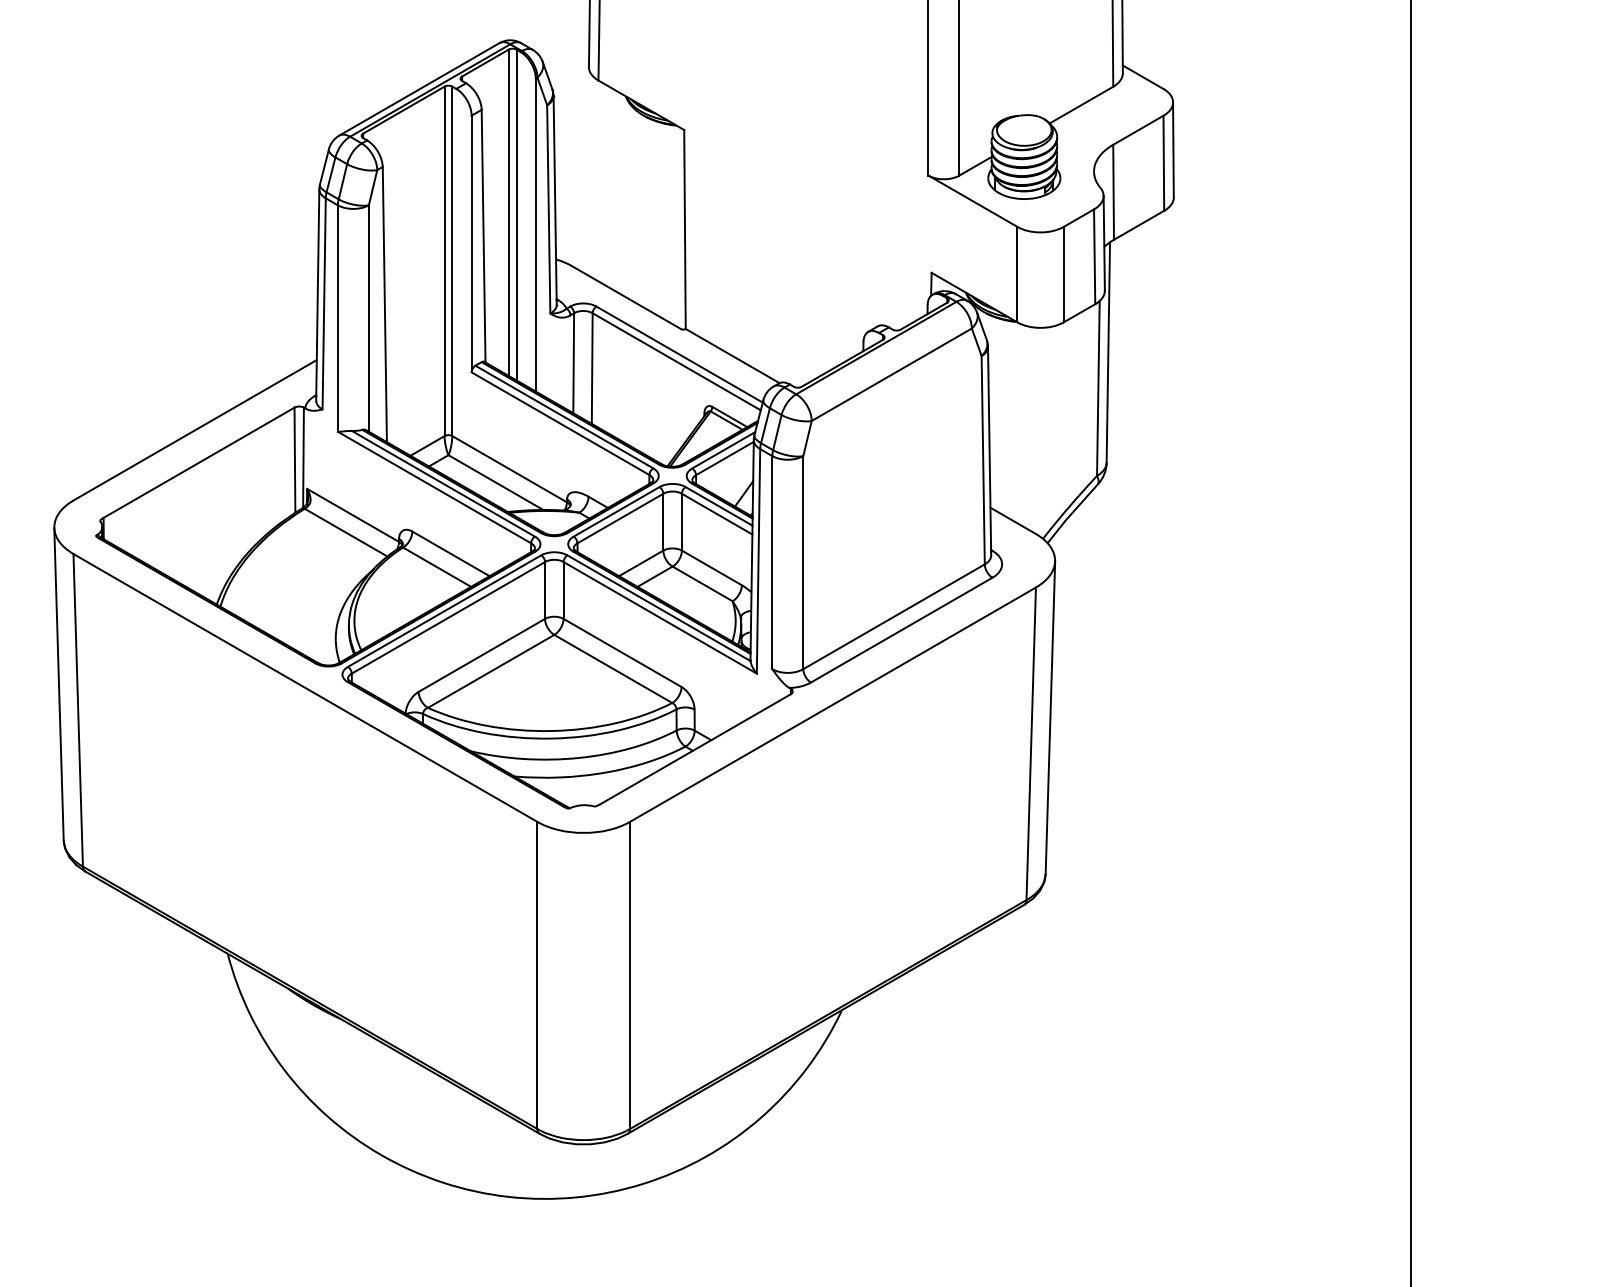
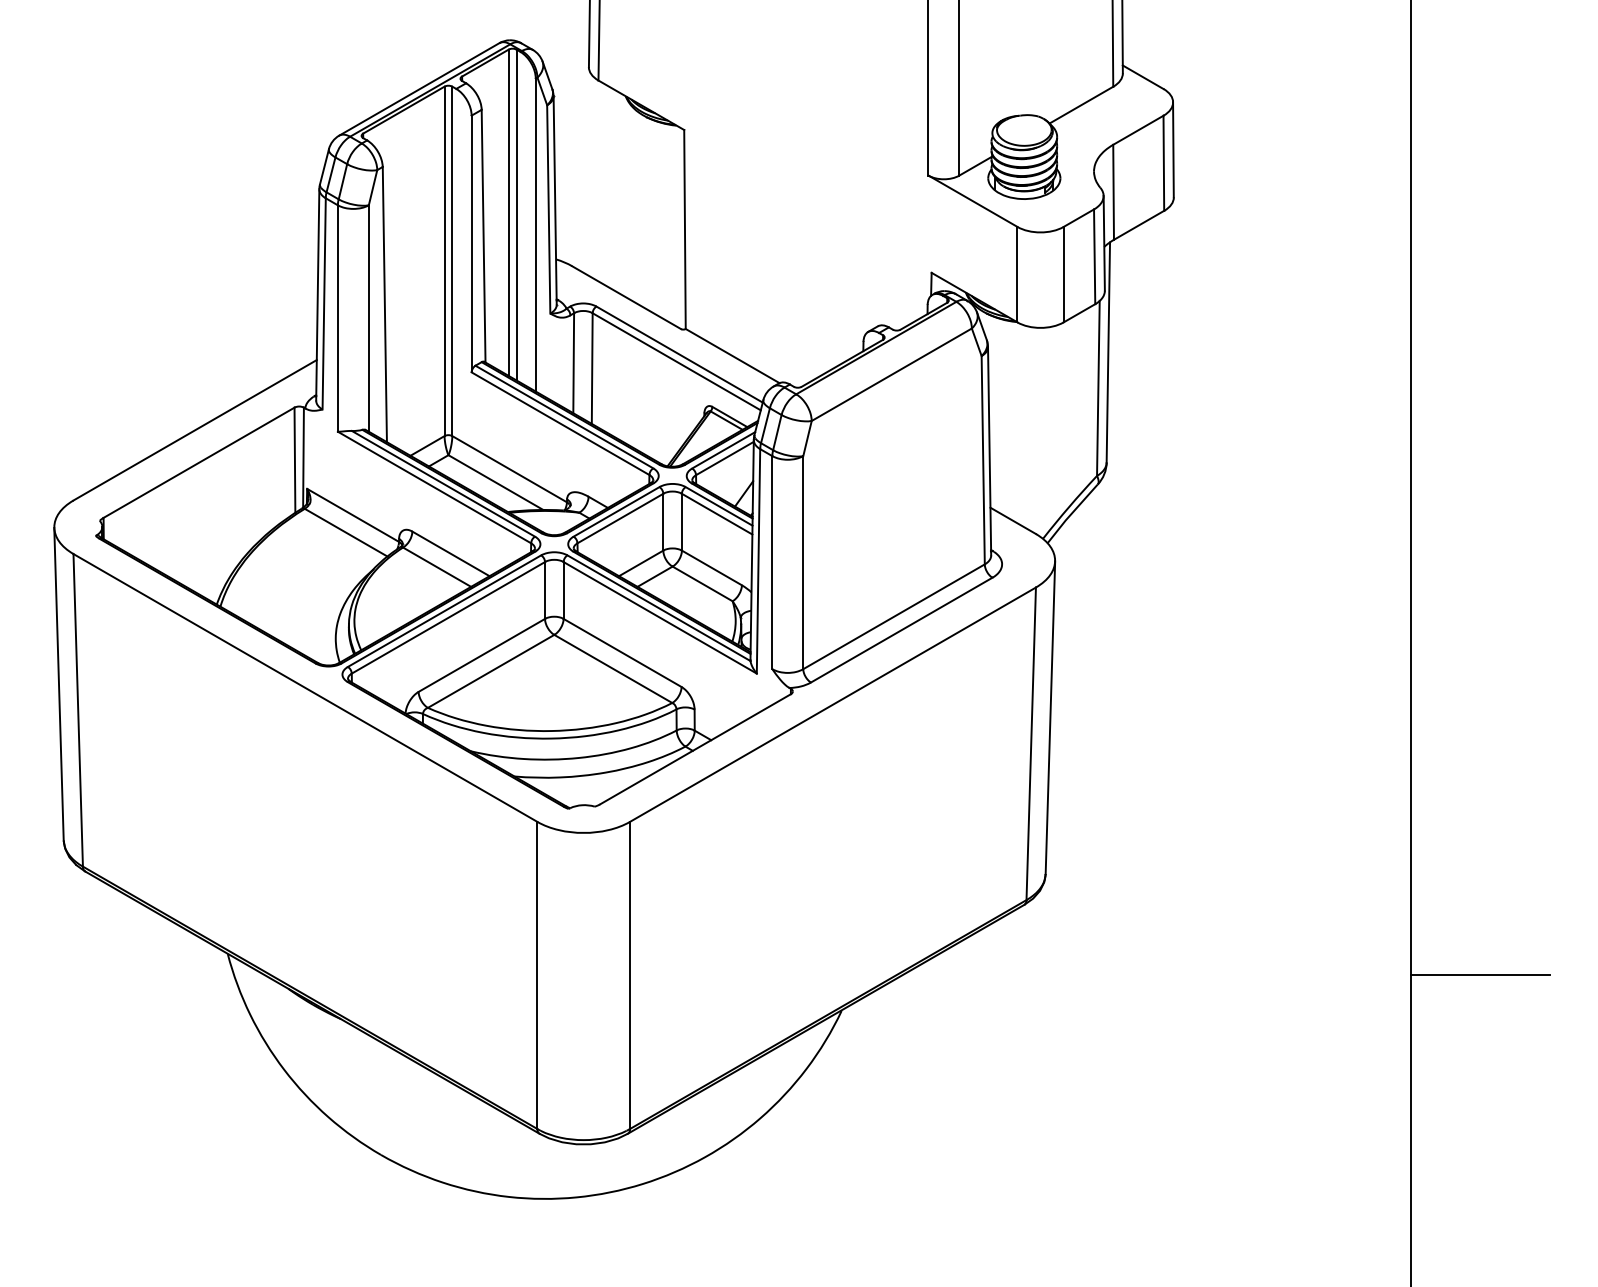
line: none -> present (1480, 975)
